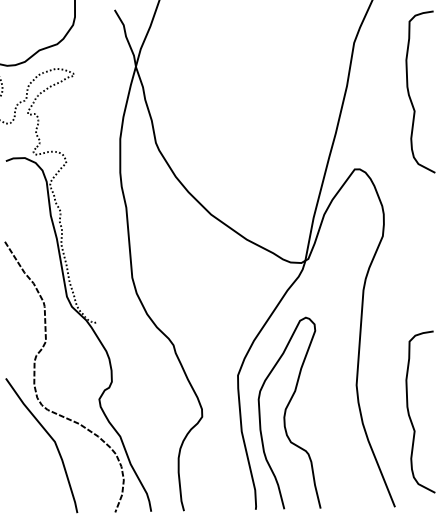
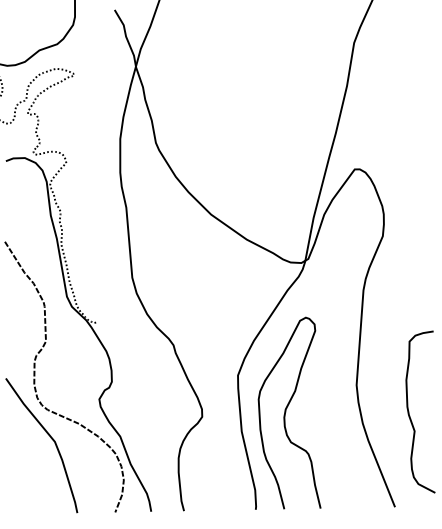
curve: present -> none (409, 91)
